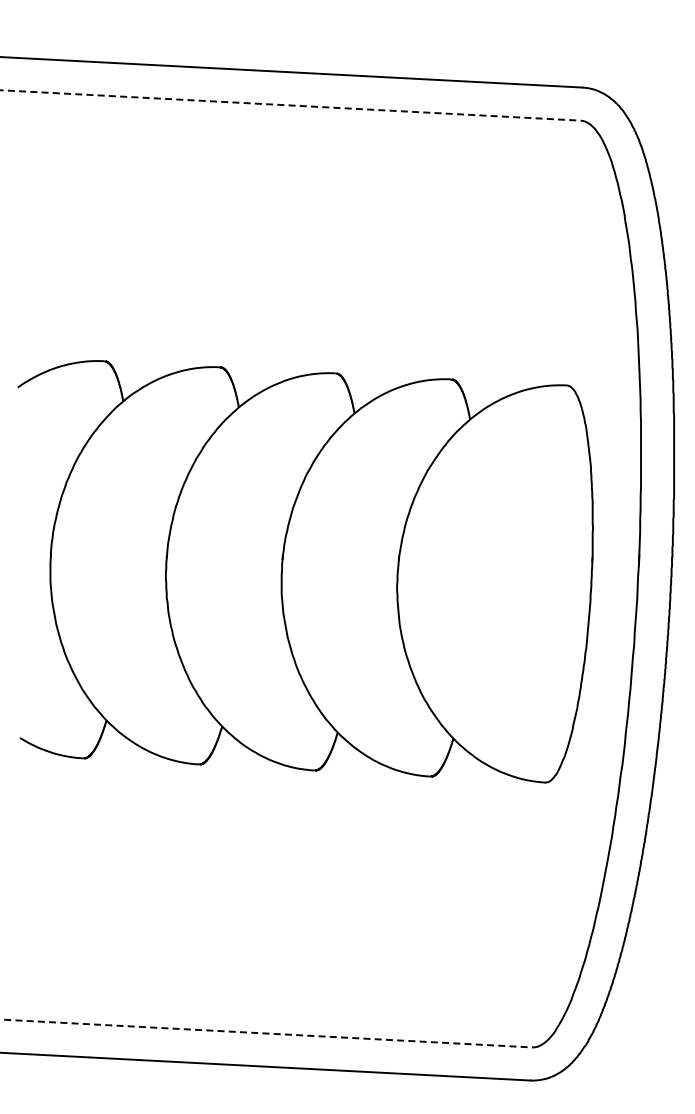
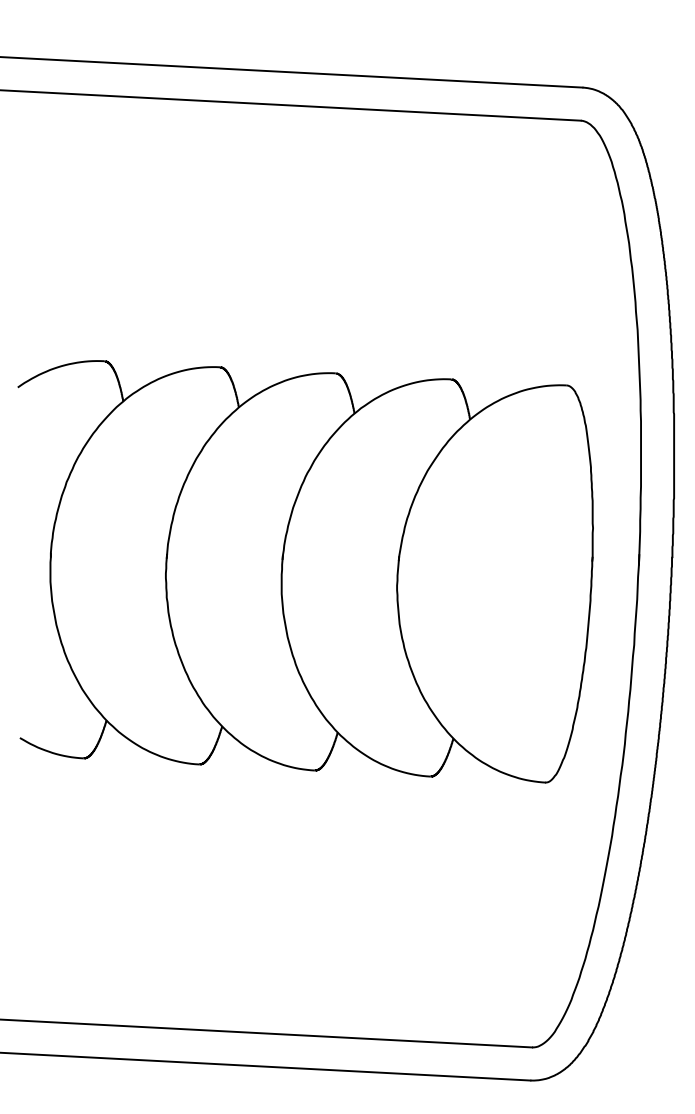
line: dashed -> solid (291, 105)
line: dashed -> solid (266, 1033)
